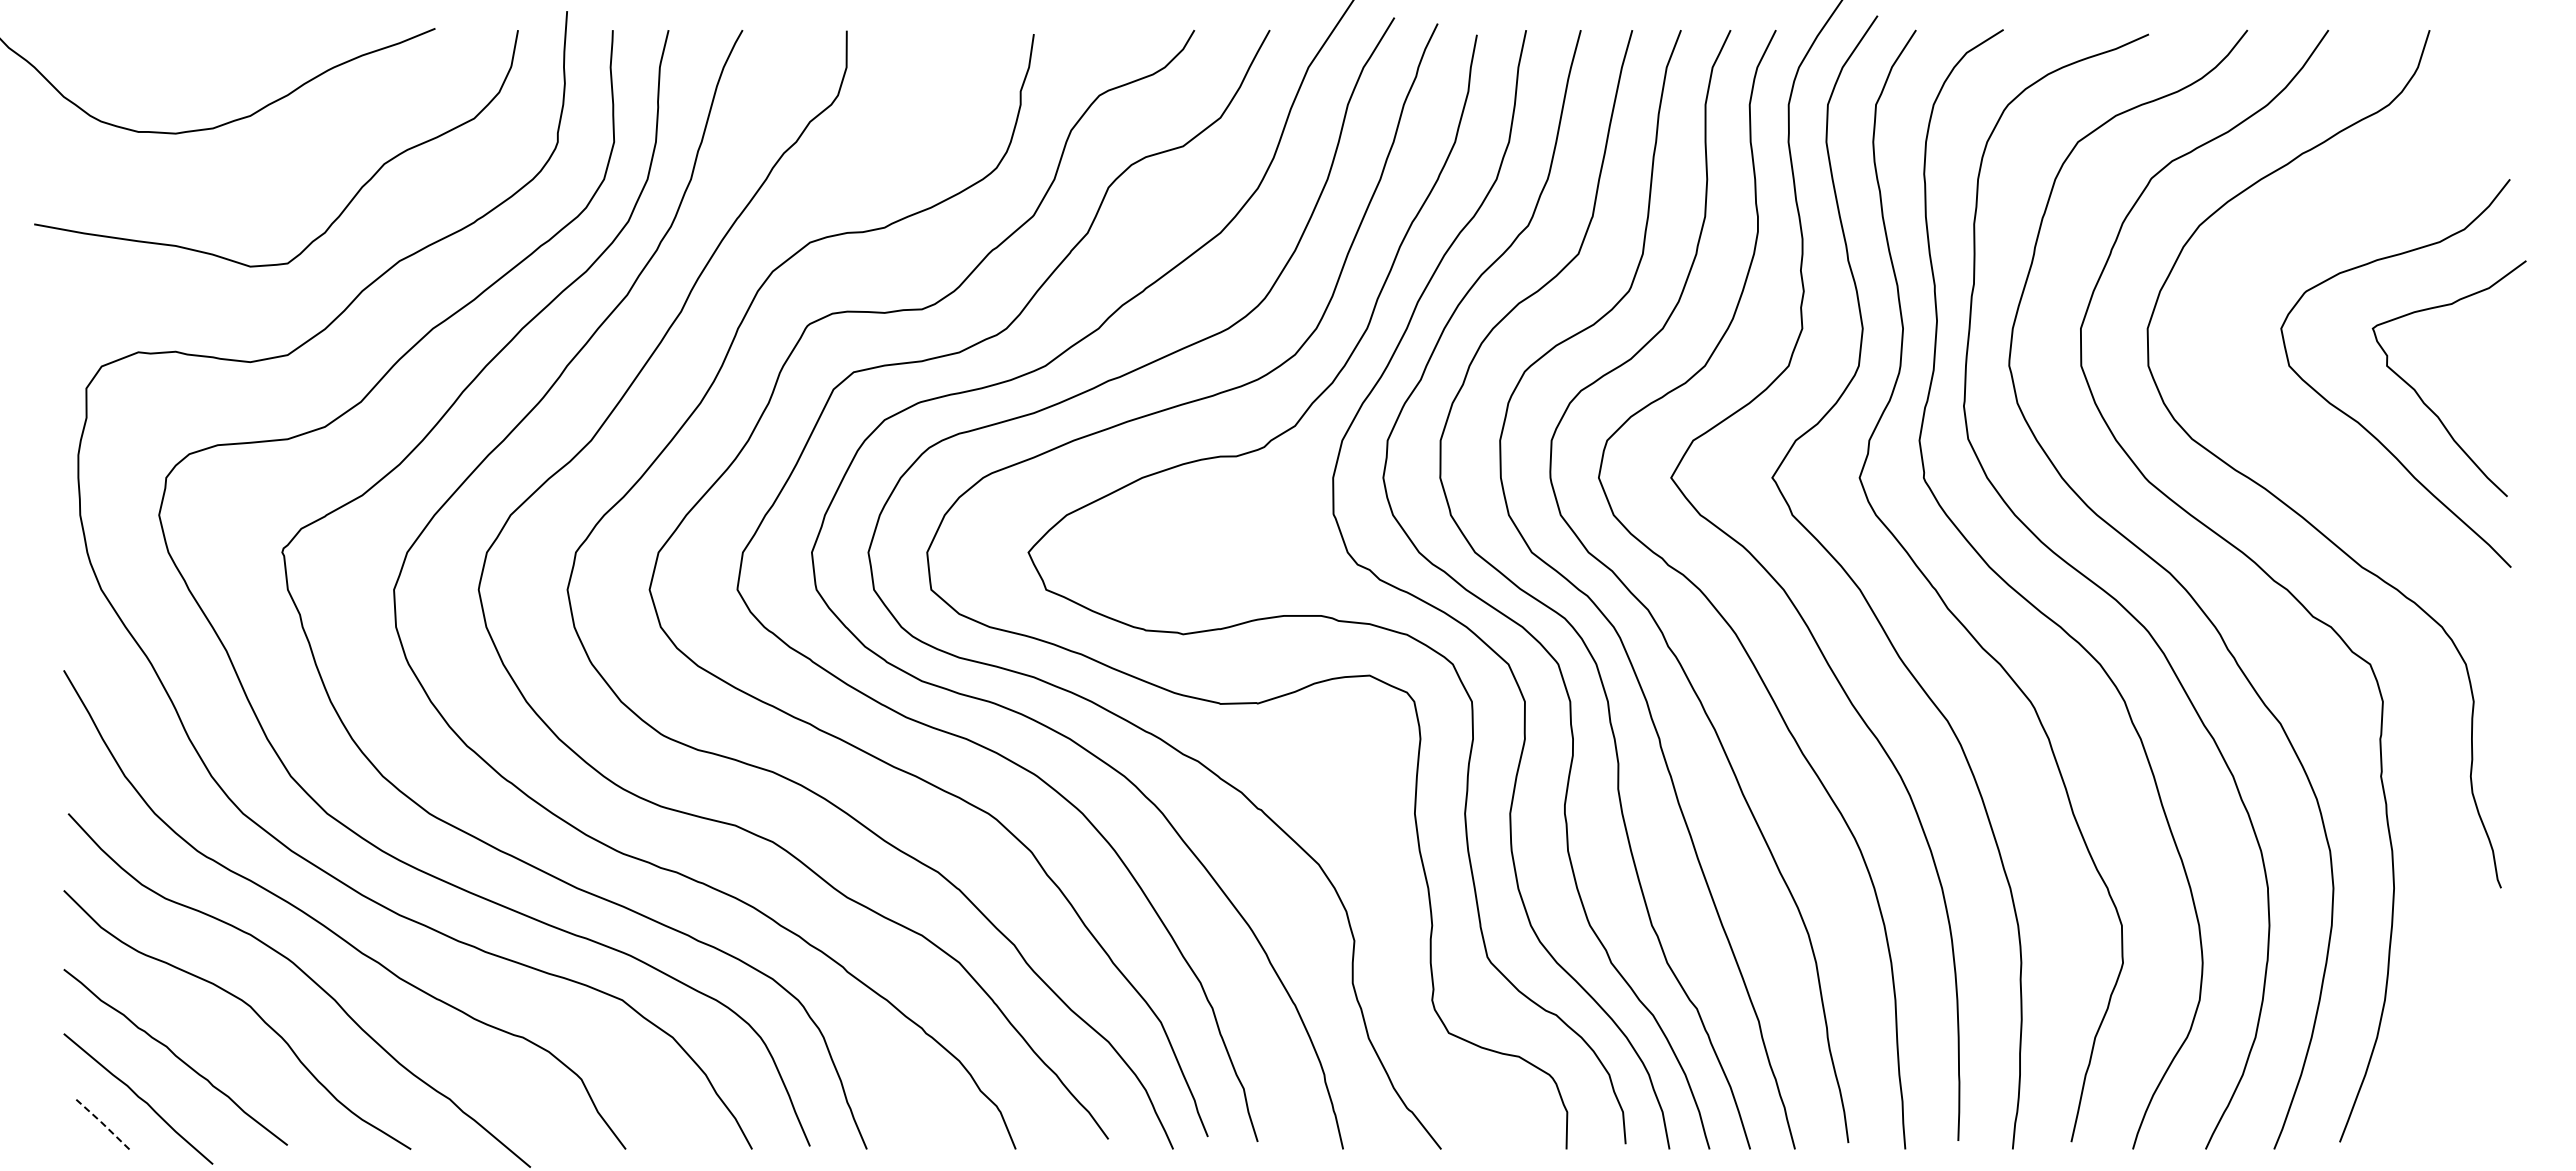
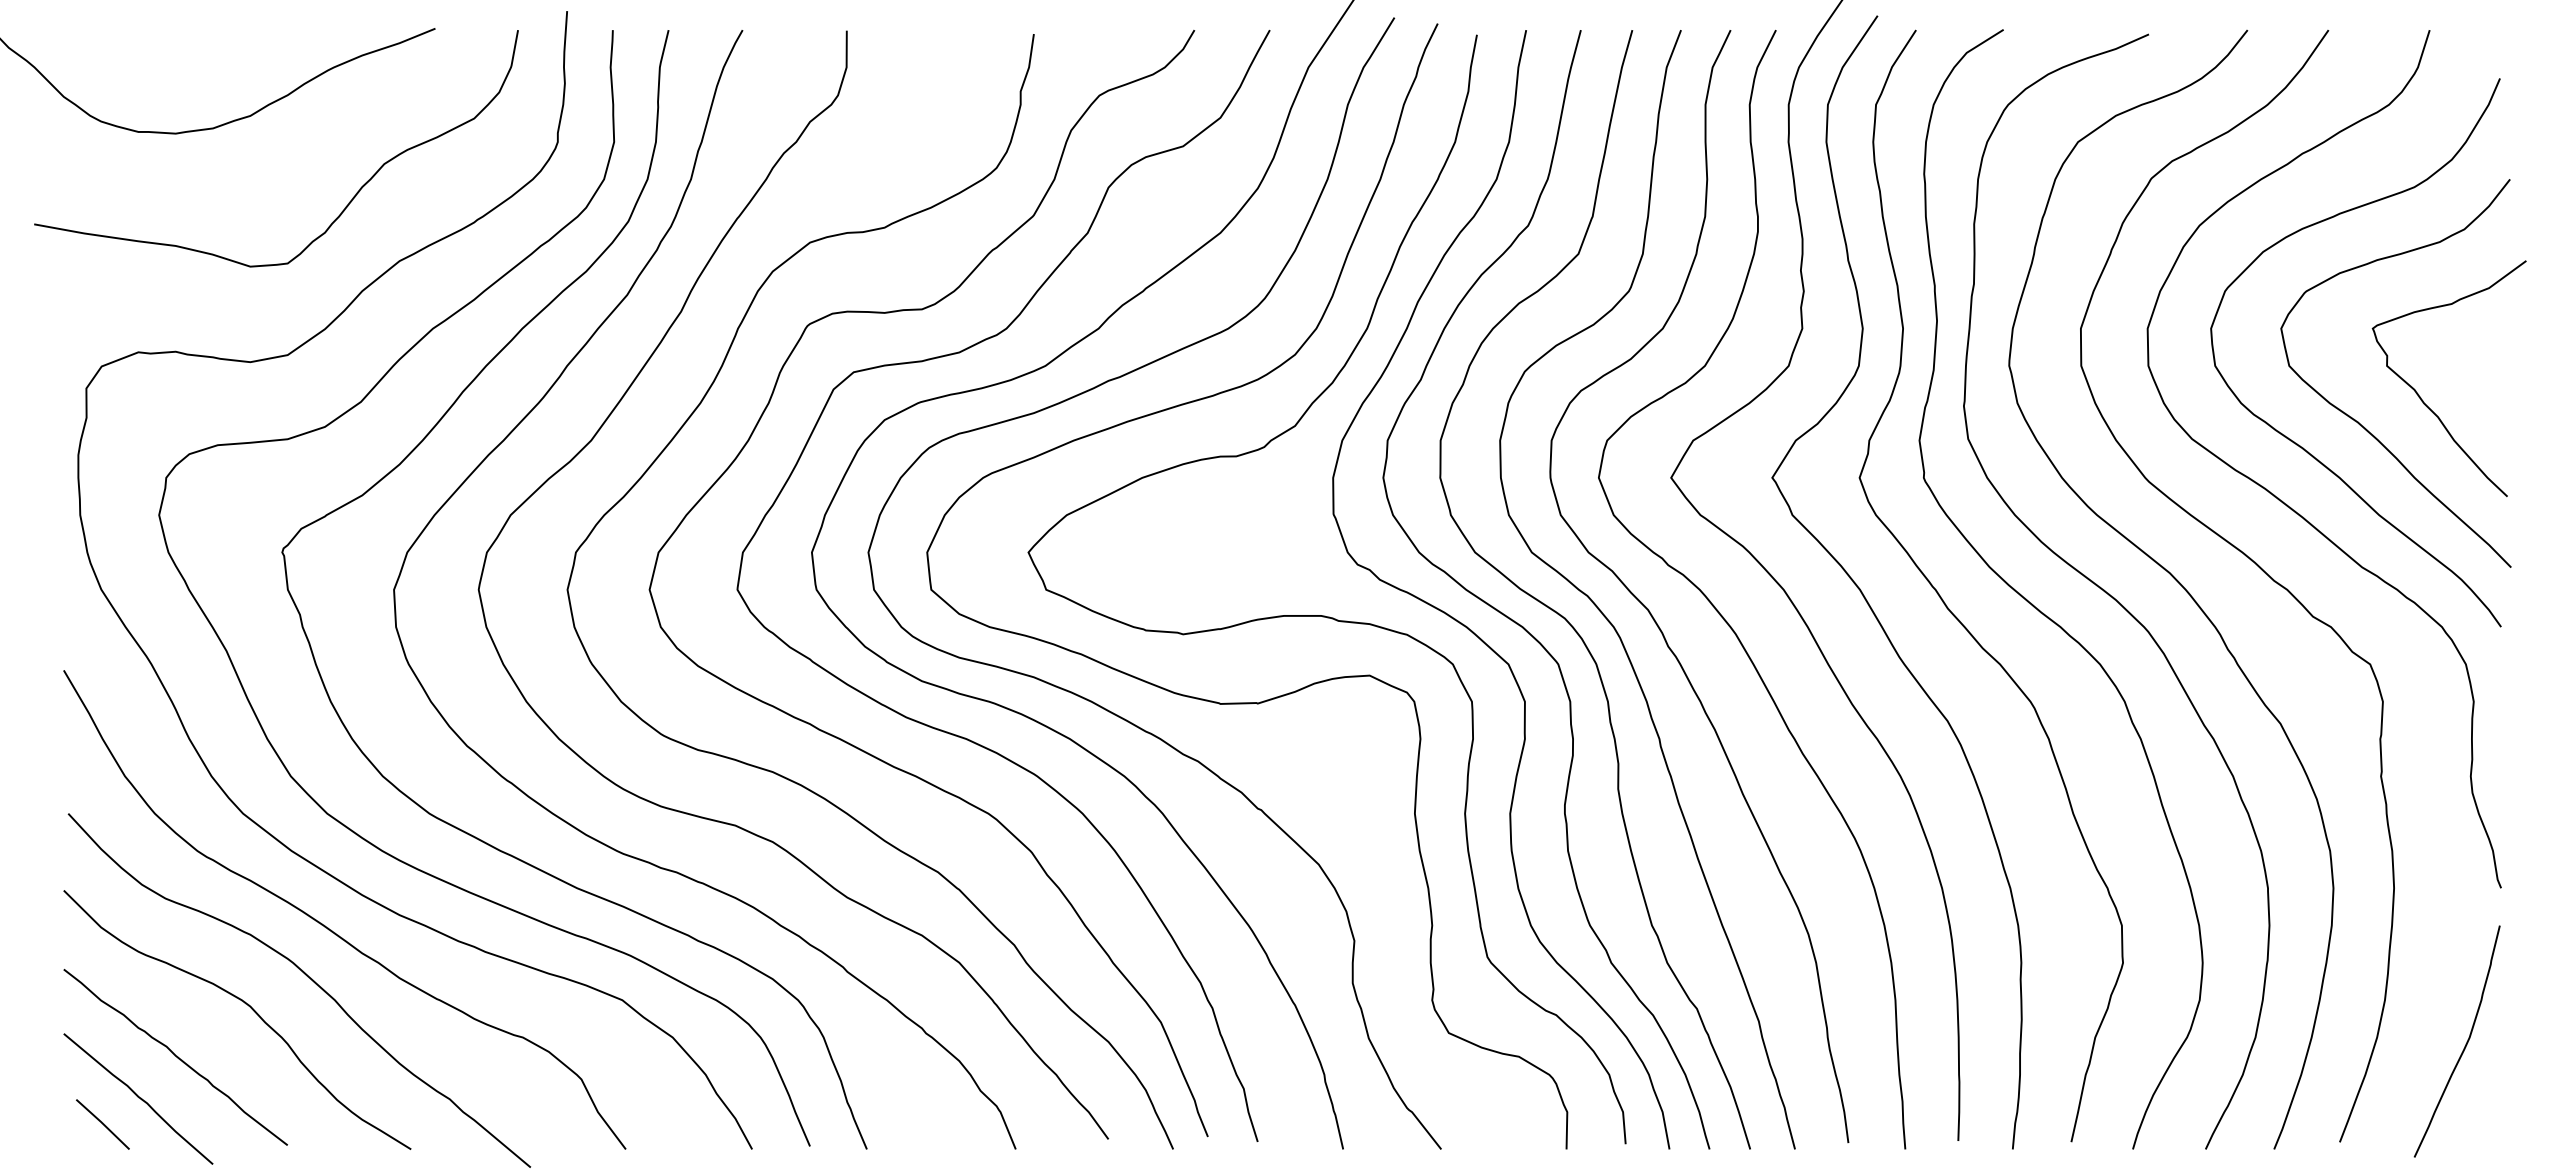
curve: none -> present (2290, 438)
curve: none -> present (2464, 1046)
line: dashed -> solid (102, 1123)
